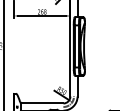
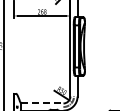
line: solid -> dashed (42, 103)
